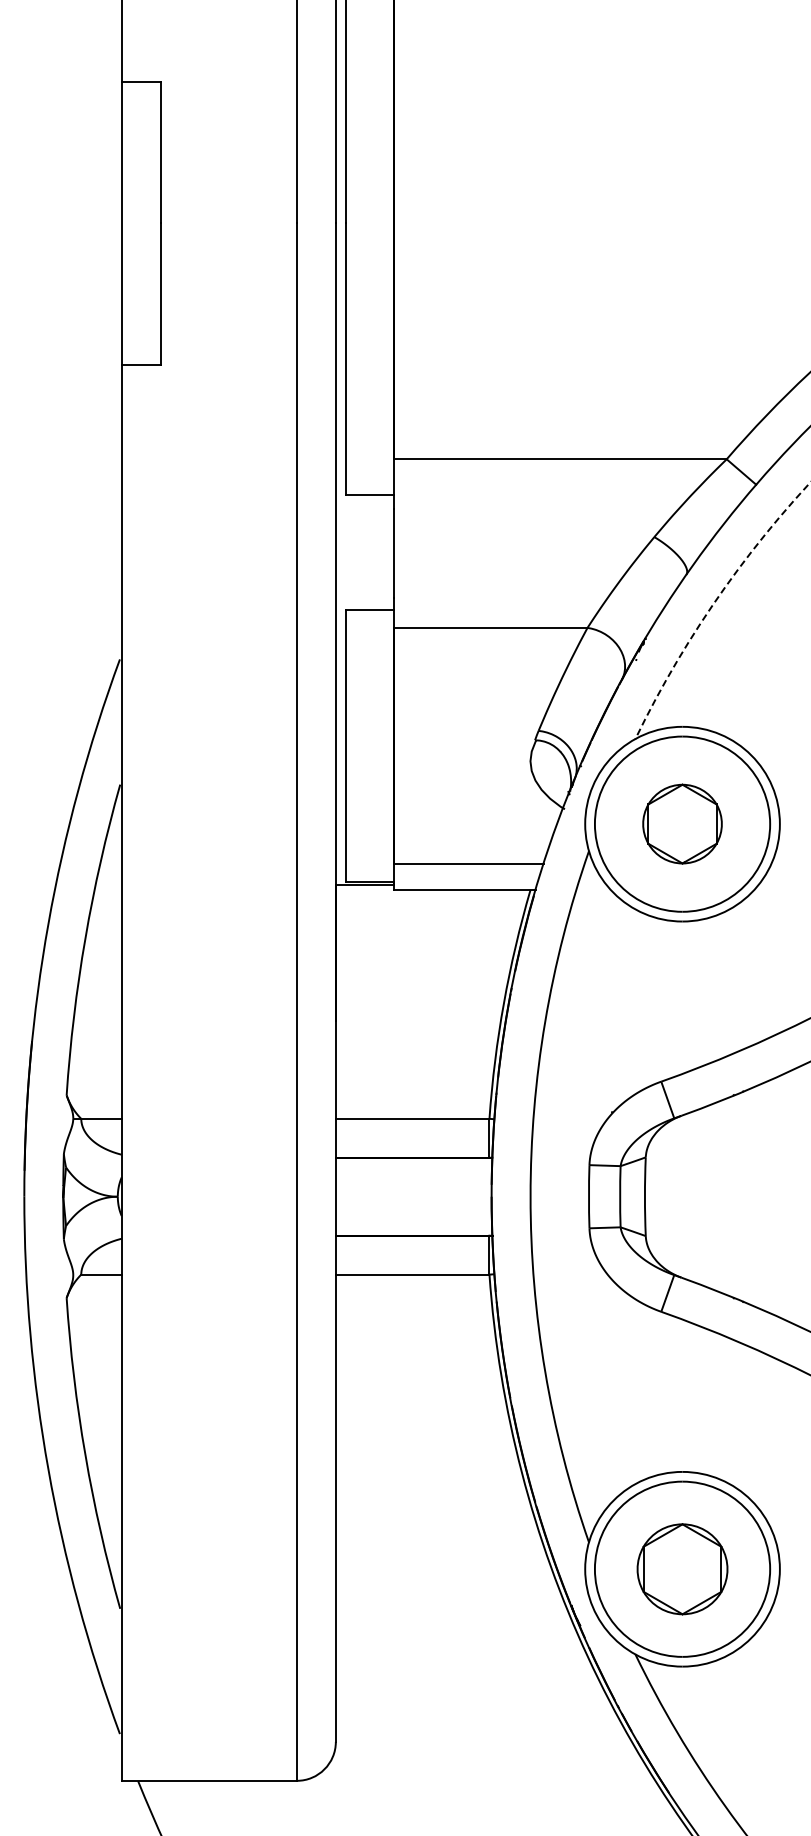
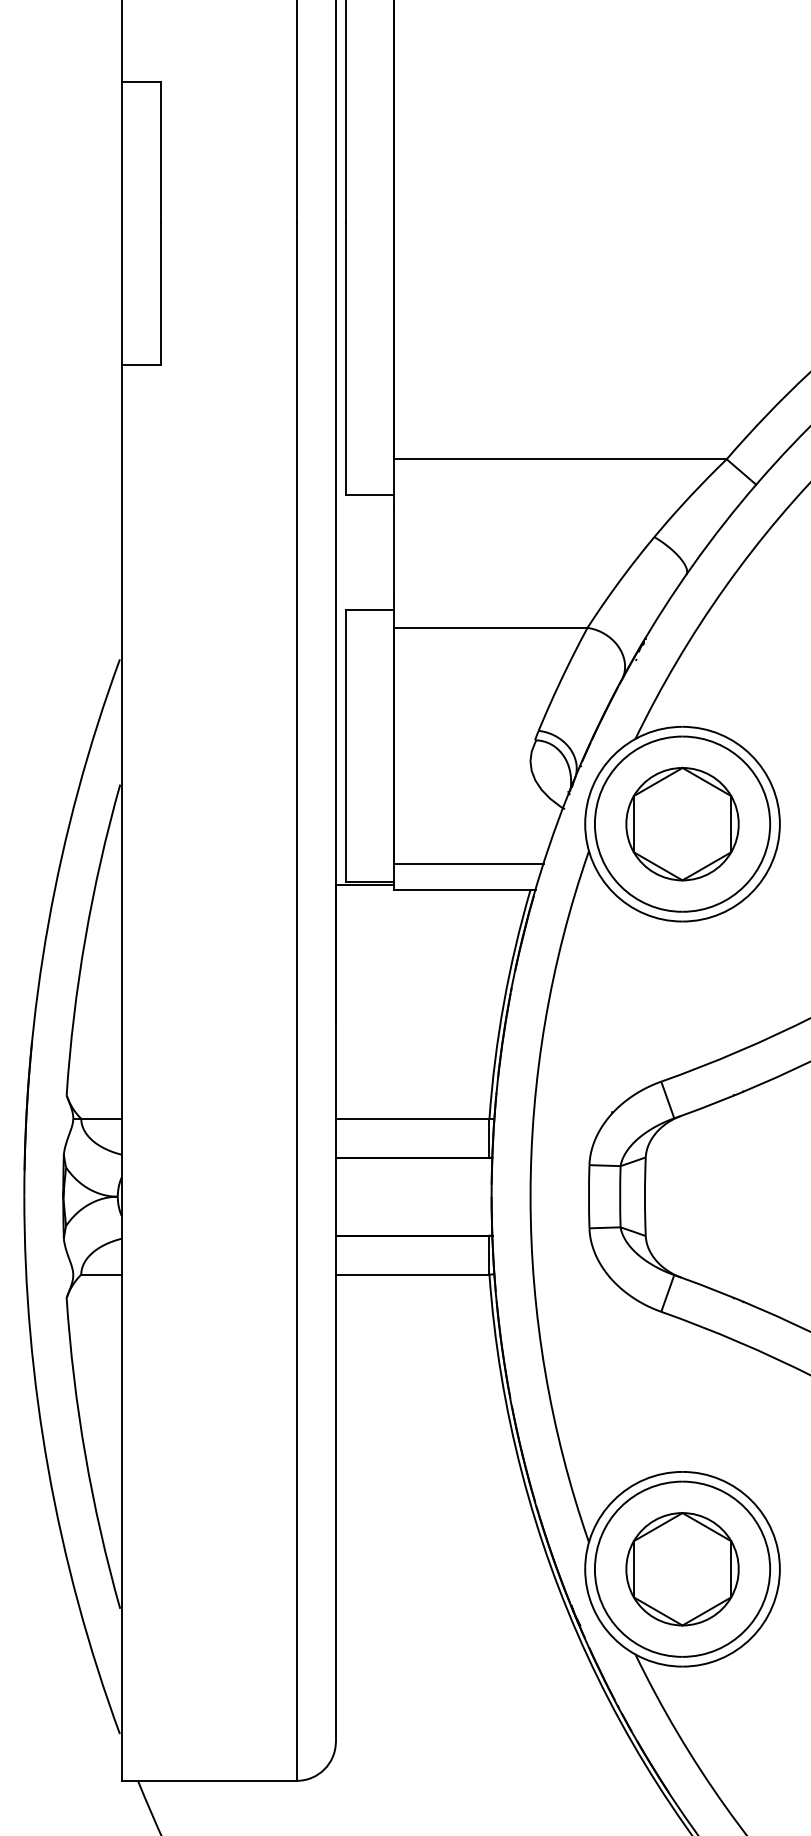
arc: dashed -> solid (712, 605)
part size: 81x82 px -> 115x116 px (682, 823)
part size: 93x93 px -> 115x115 px (682, 1569)
